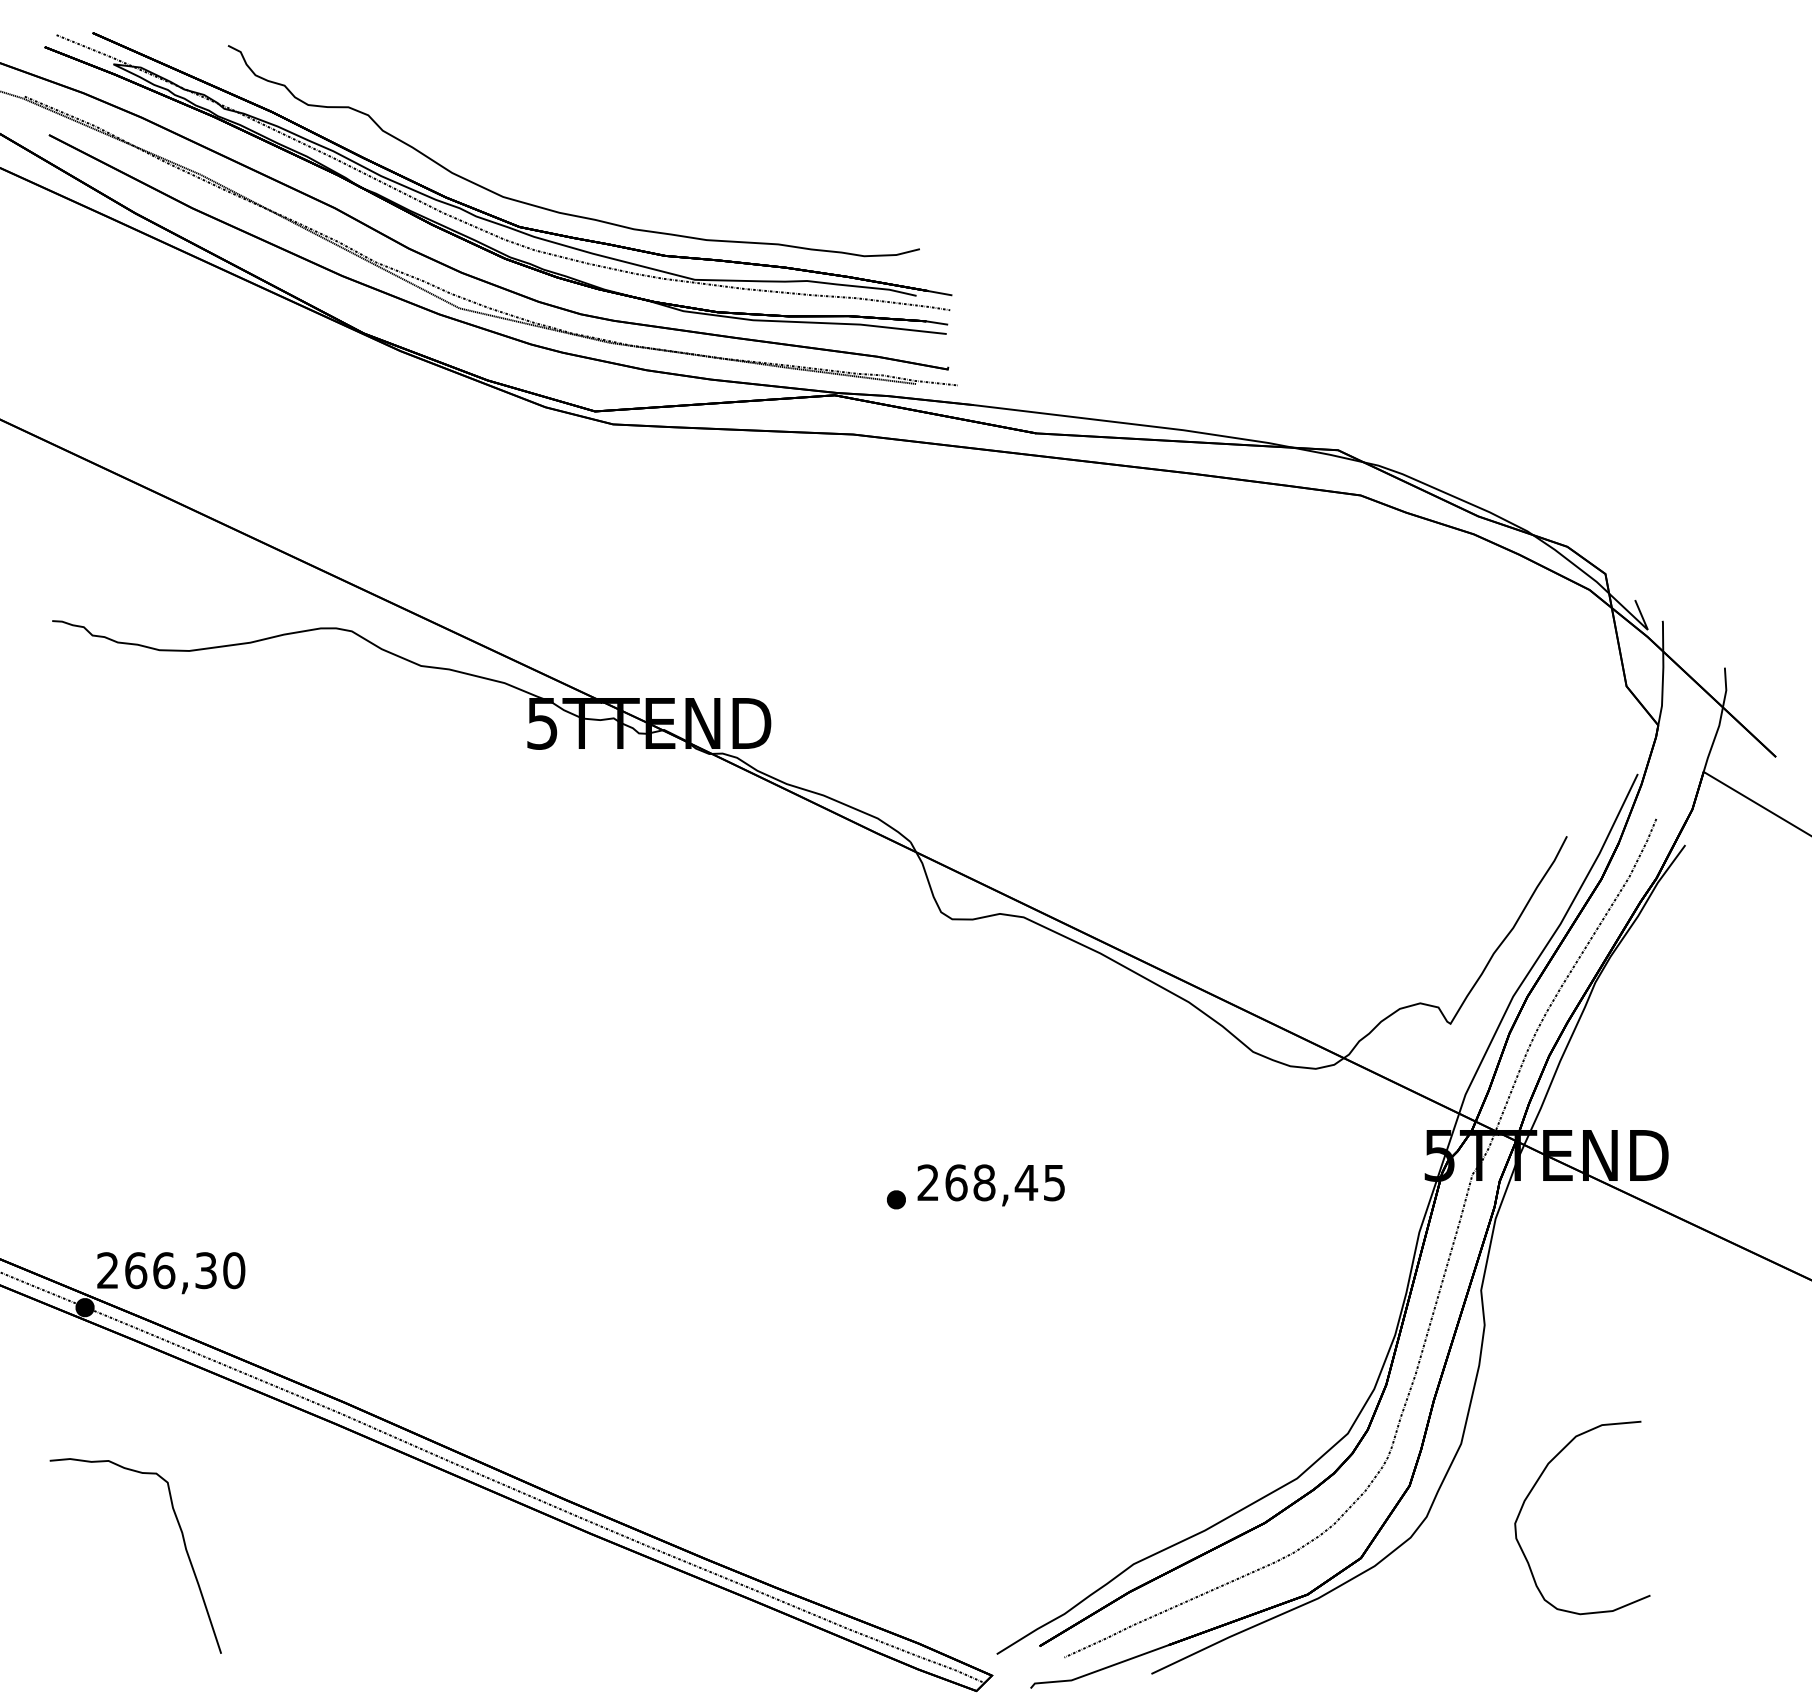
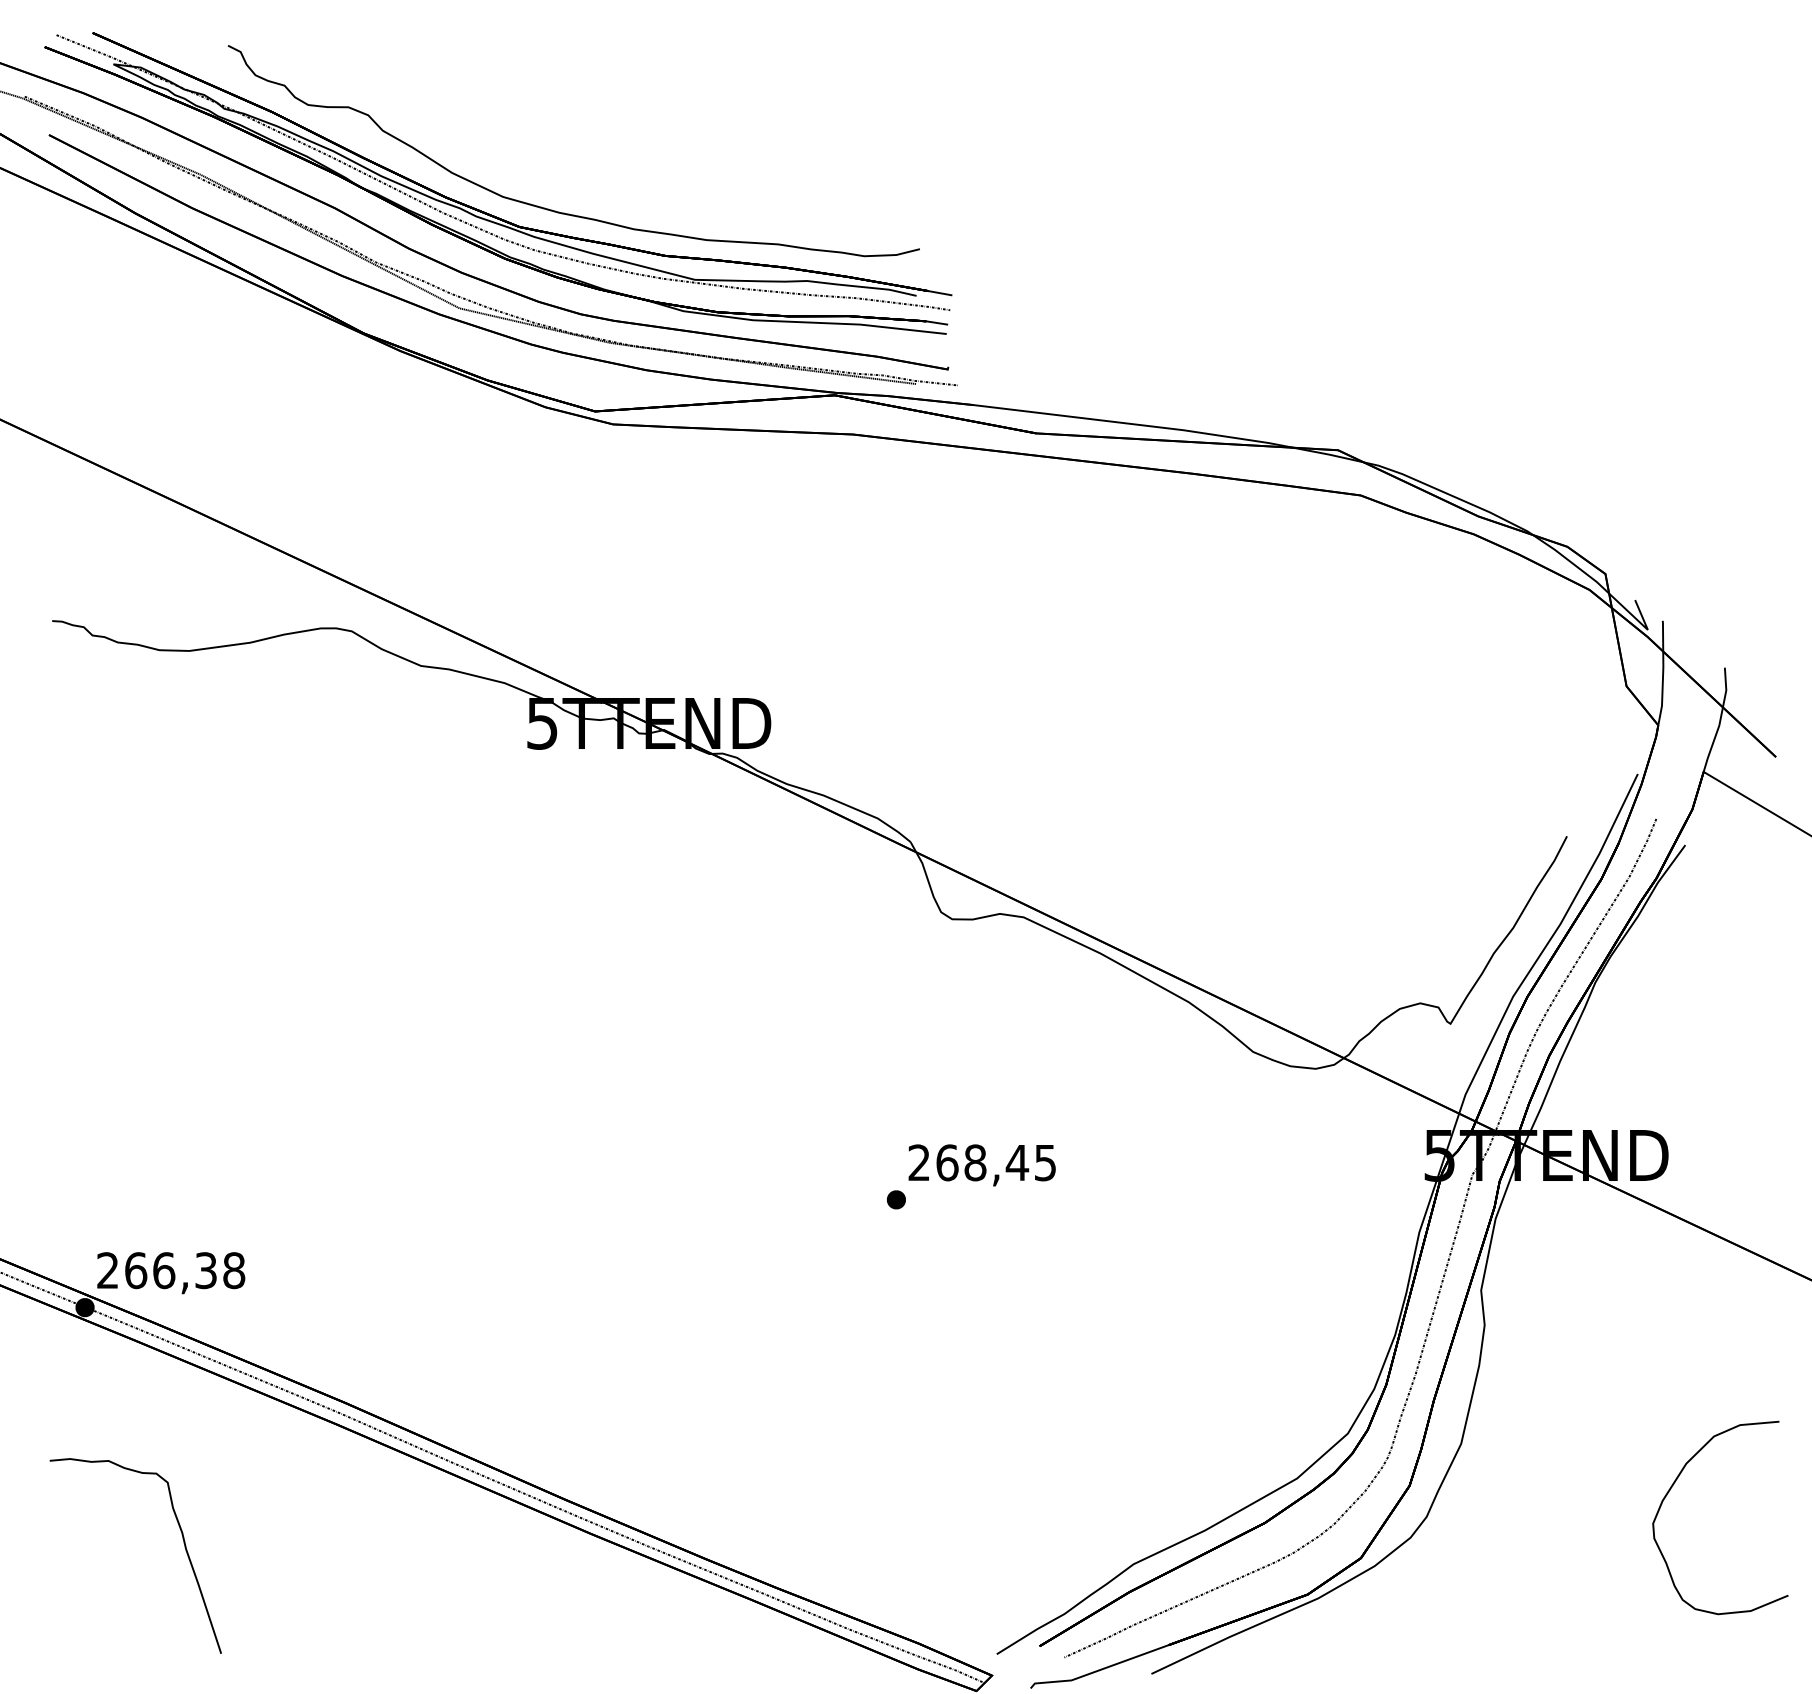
text position: (990, 1185) -> (981, 1165) (981, 1165)
text: 266,30 -> 266,38 (234, 1270)
curve position: (1534, 1487) -> (1672, 1487) (1672, 1487)
